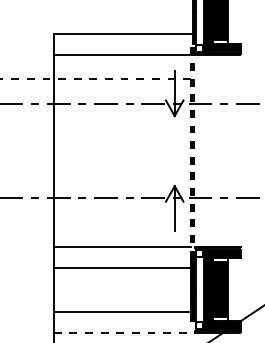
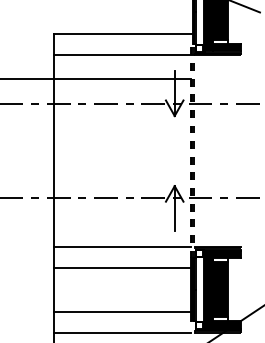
line: none -> present (246, 7)
line: dashed -> solid (95, 79)
line: dashed -> solid (122, 332)
